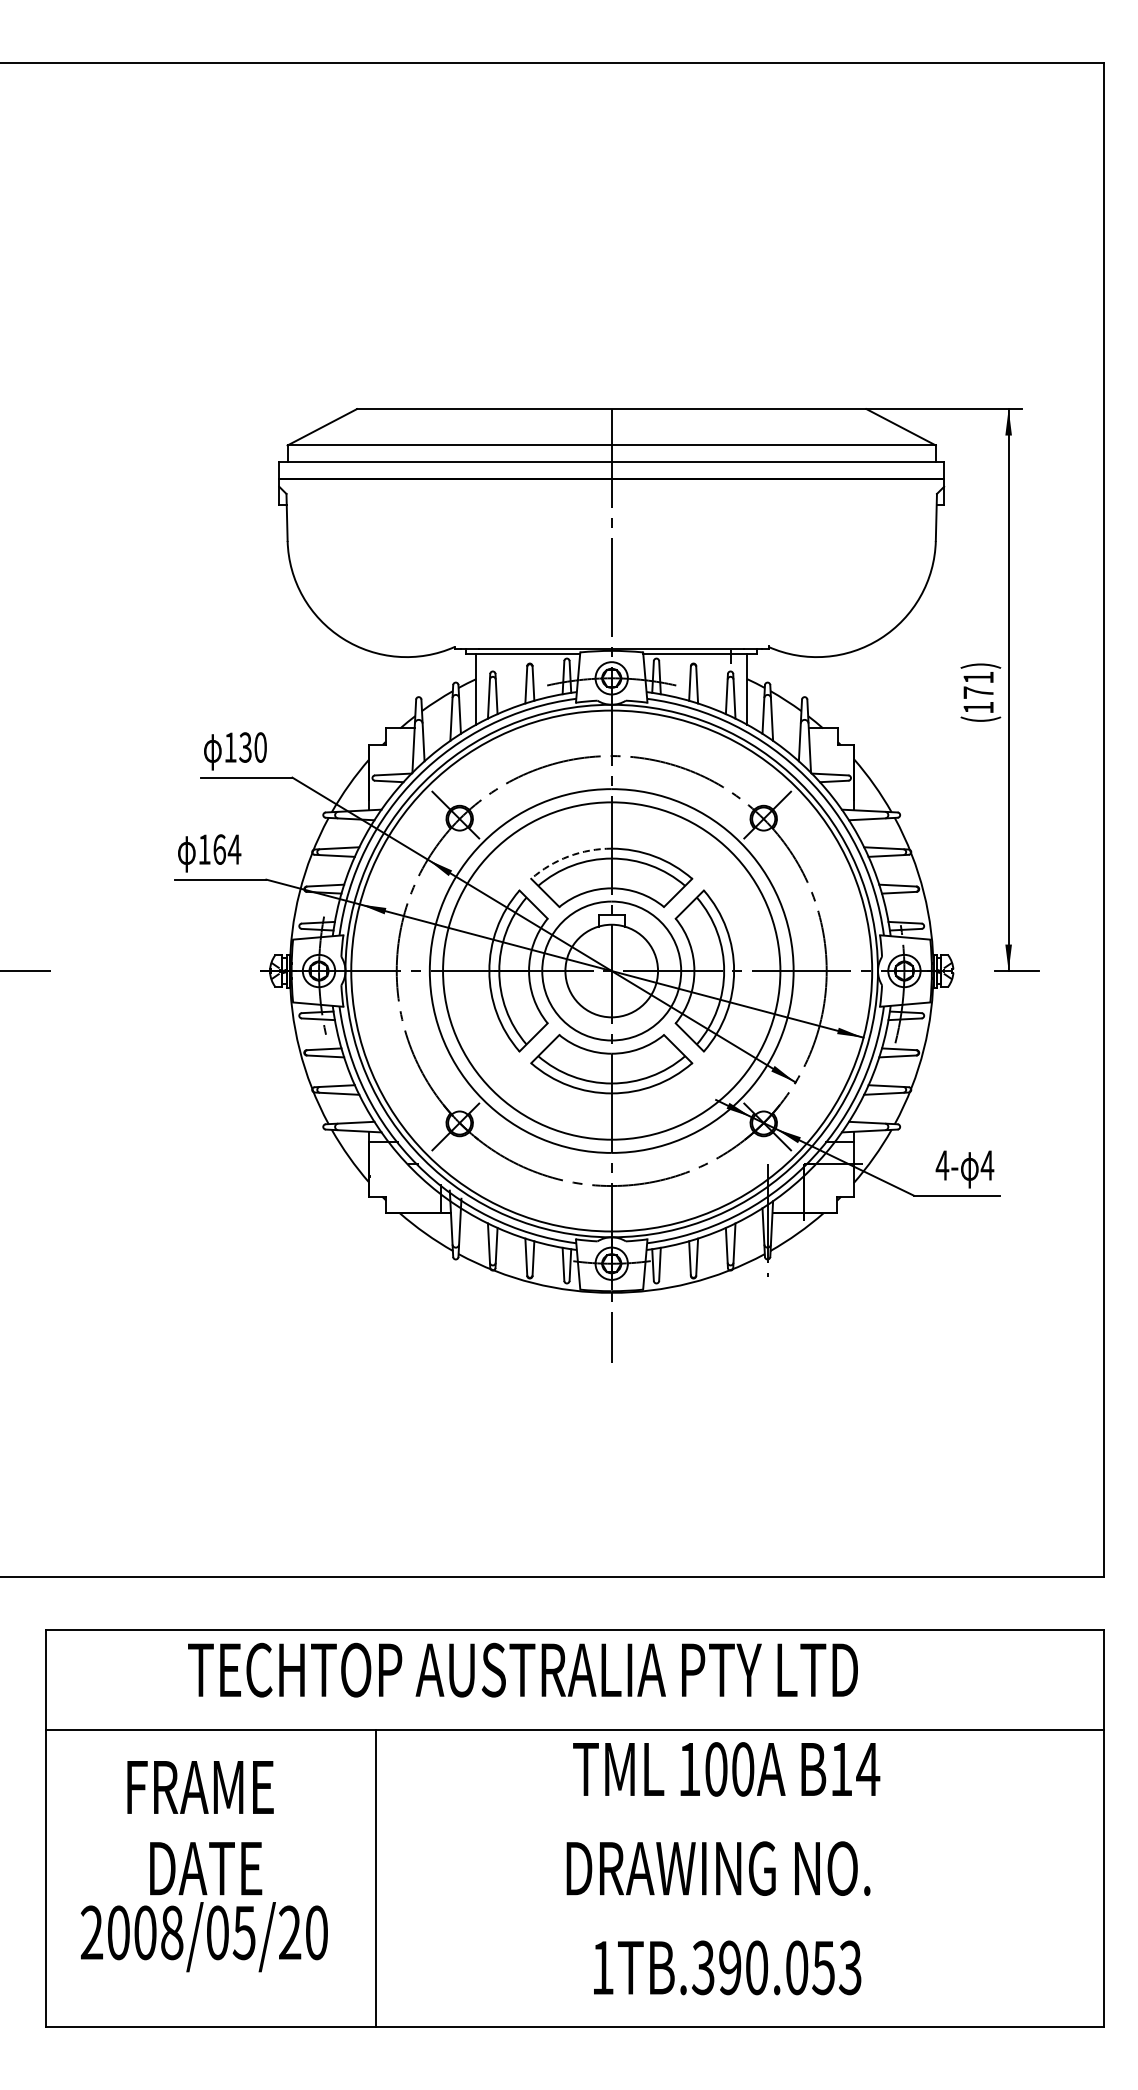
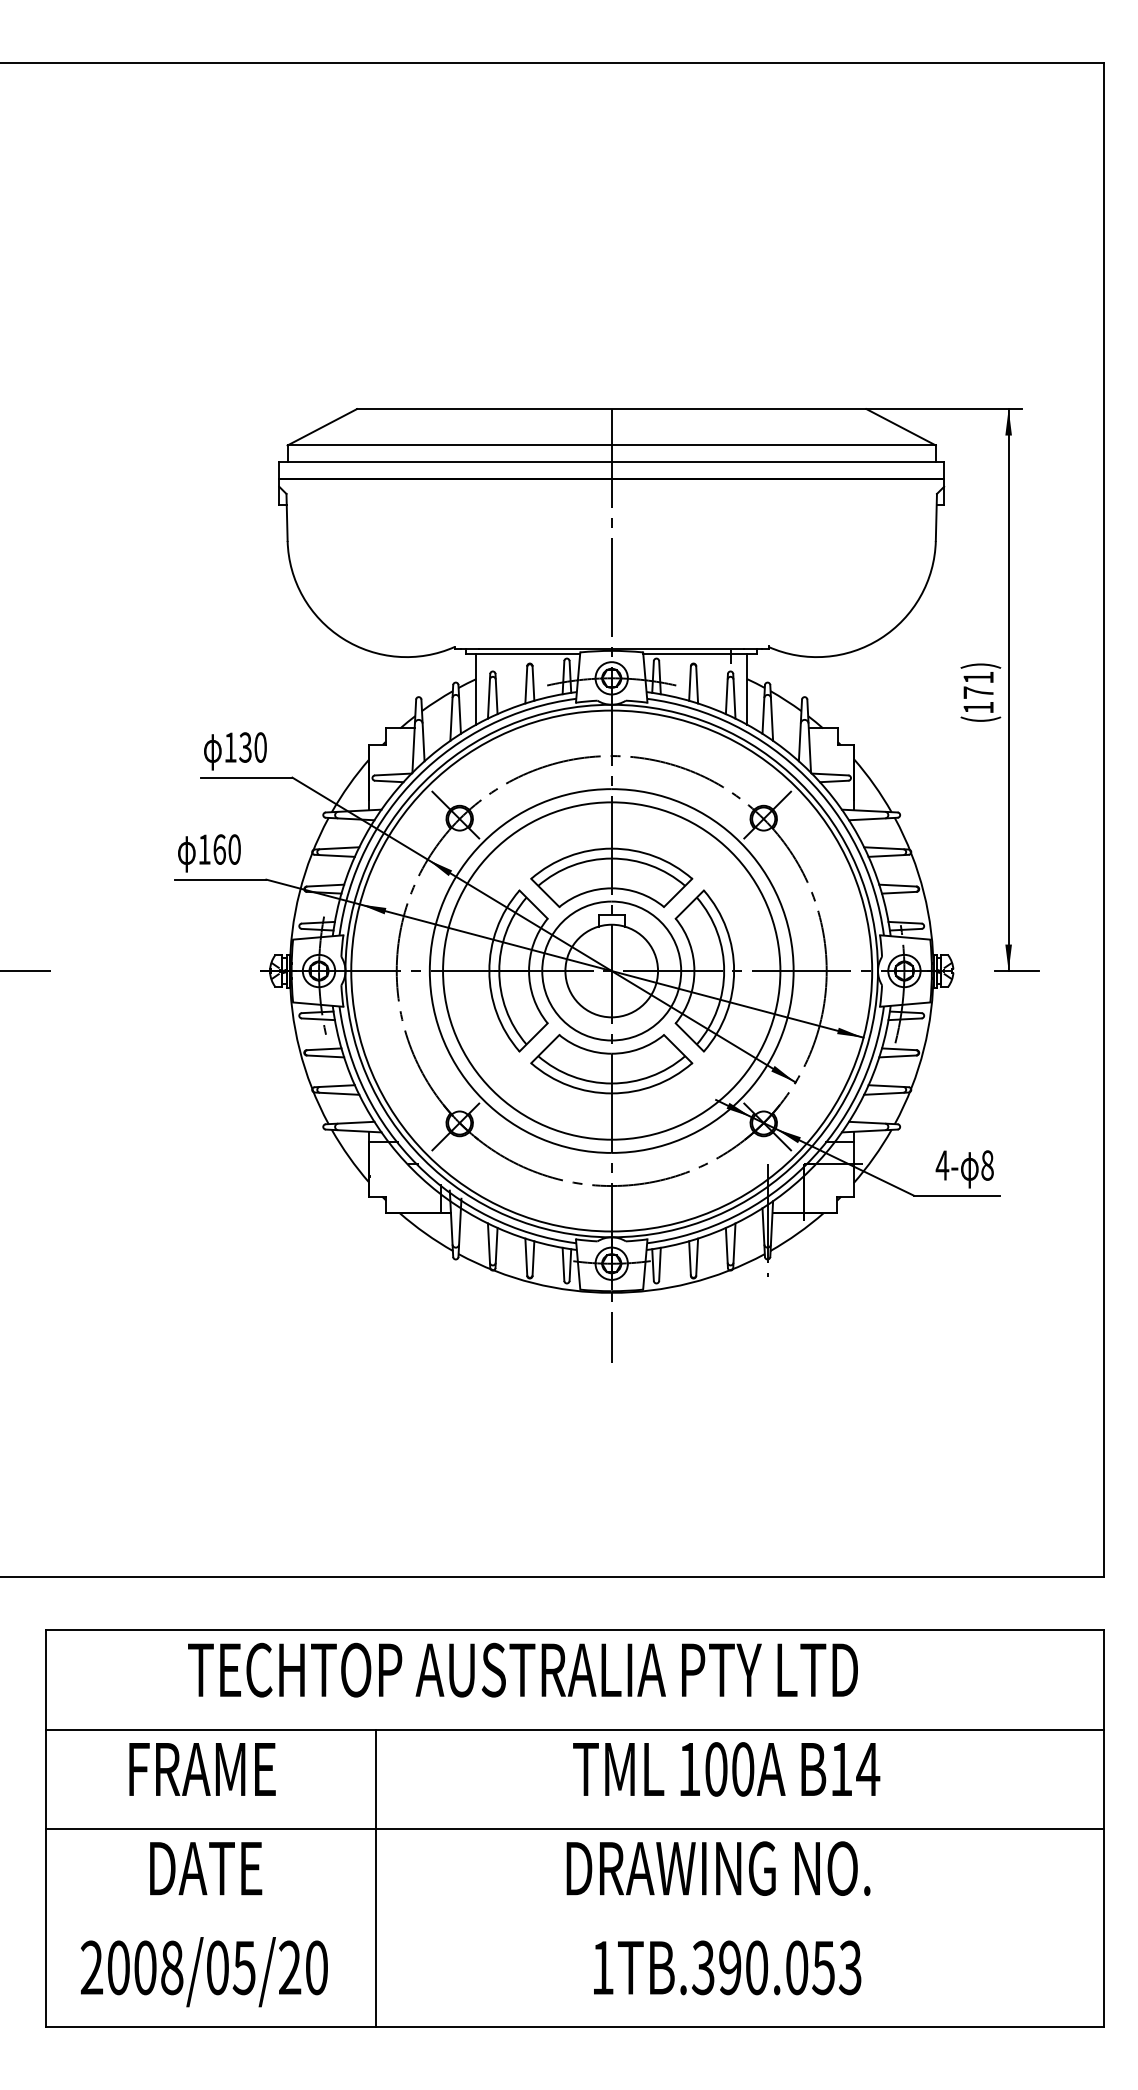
text: 164 -> 160 (234, 849)
arc: dashed -> solid (568, 856)
text: 4 -> 8 (987, 1165)
text position: (200, 1787) -> (202, 1769) (202, 1769)
line: none -> present (574, 1828)
text position: (204, 1937) -> (204, 1972) (204, 1972)
